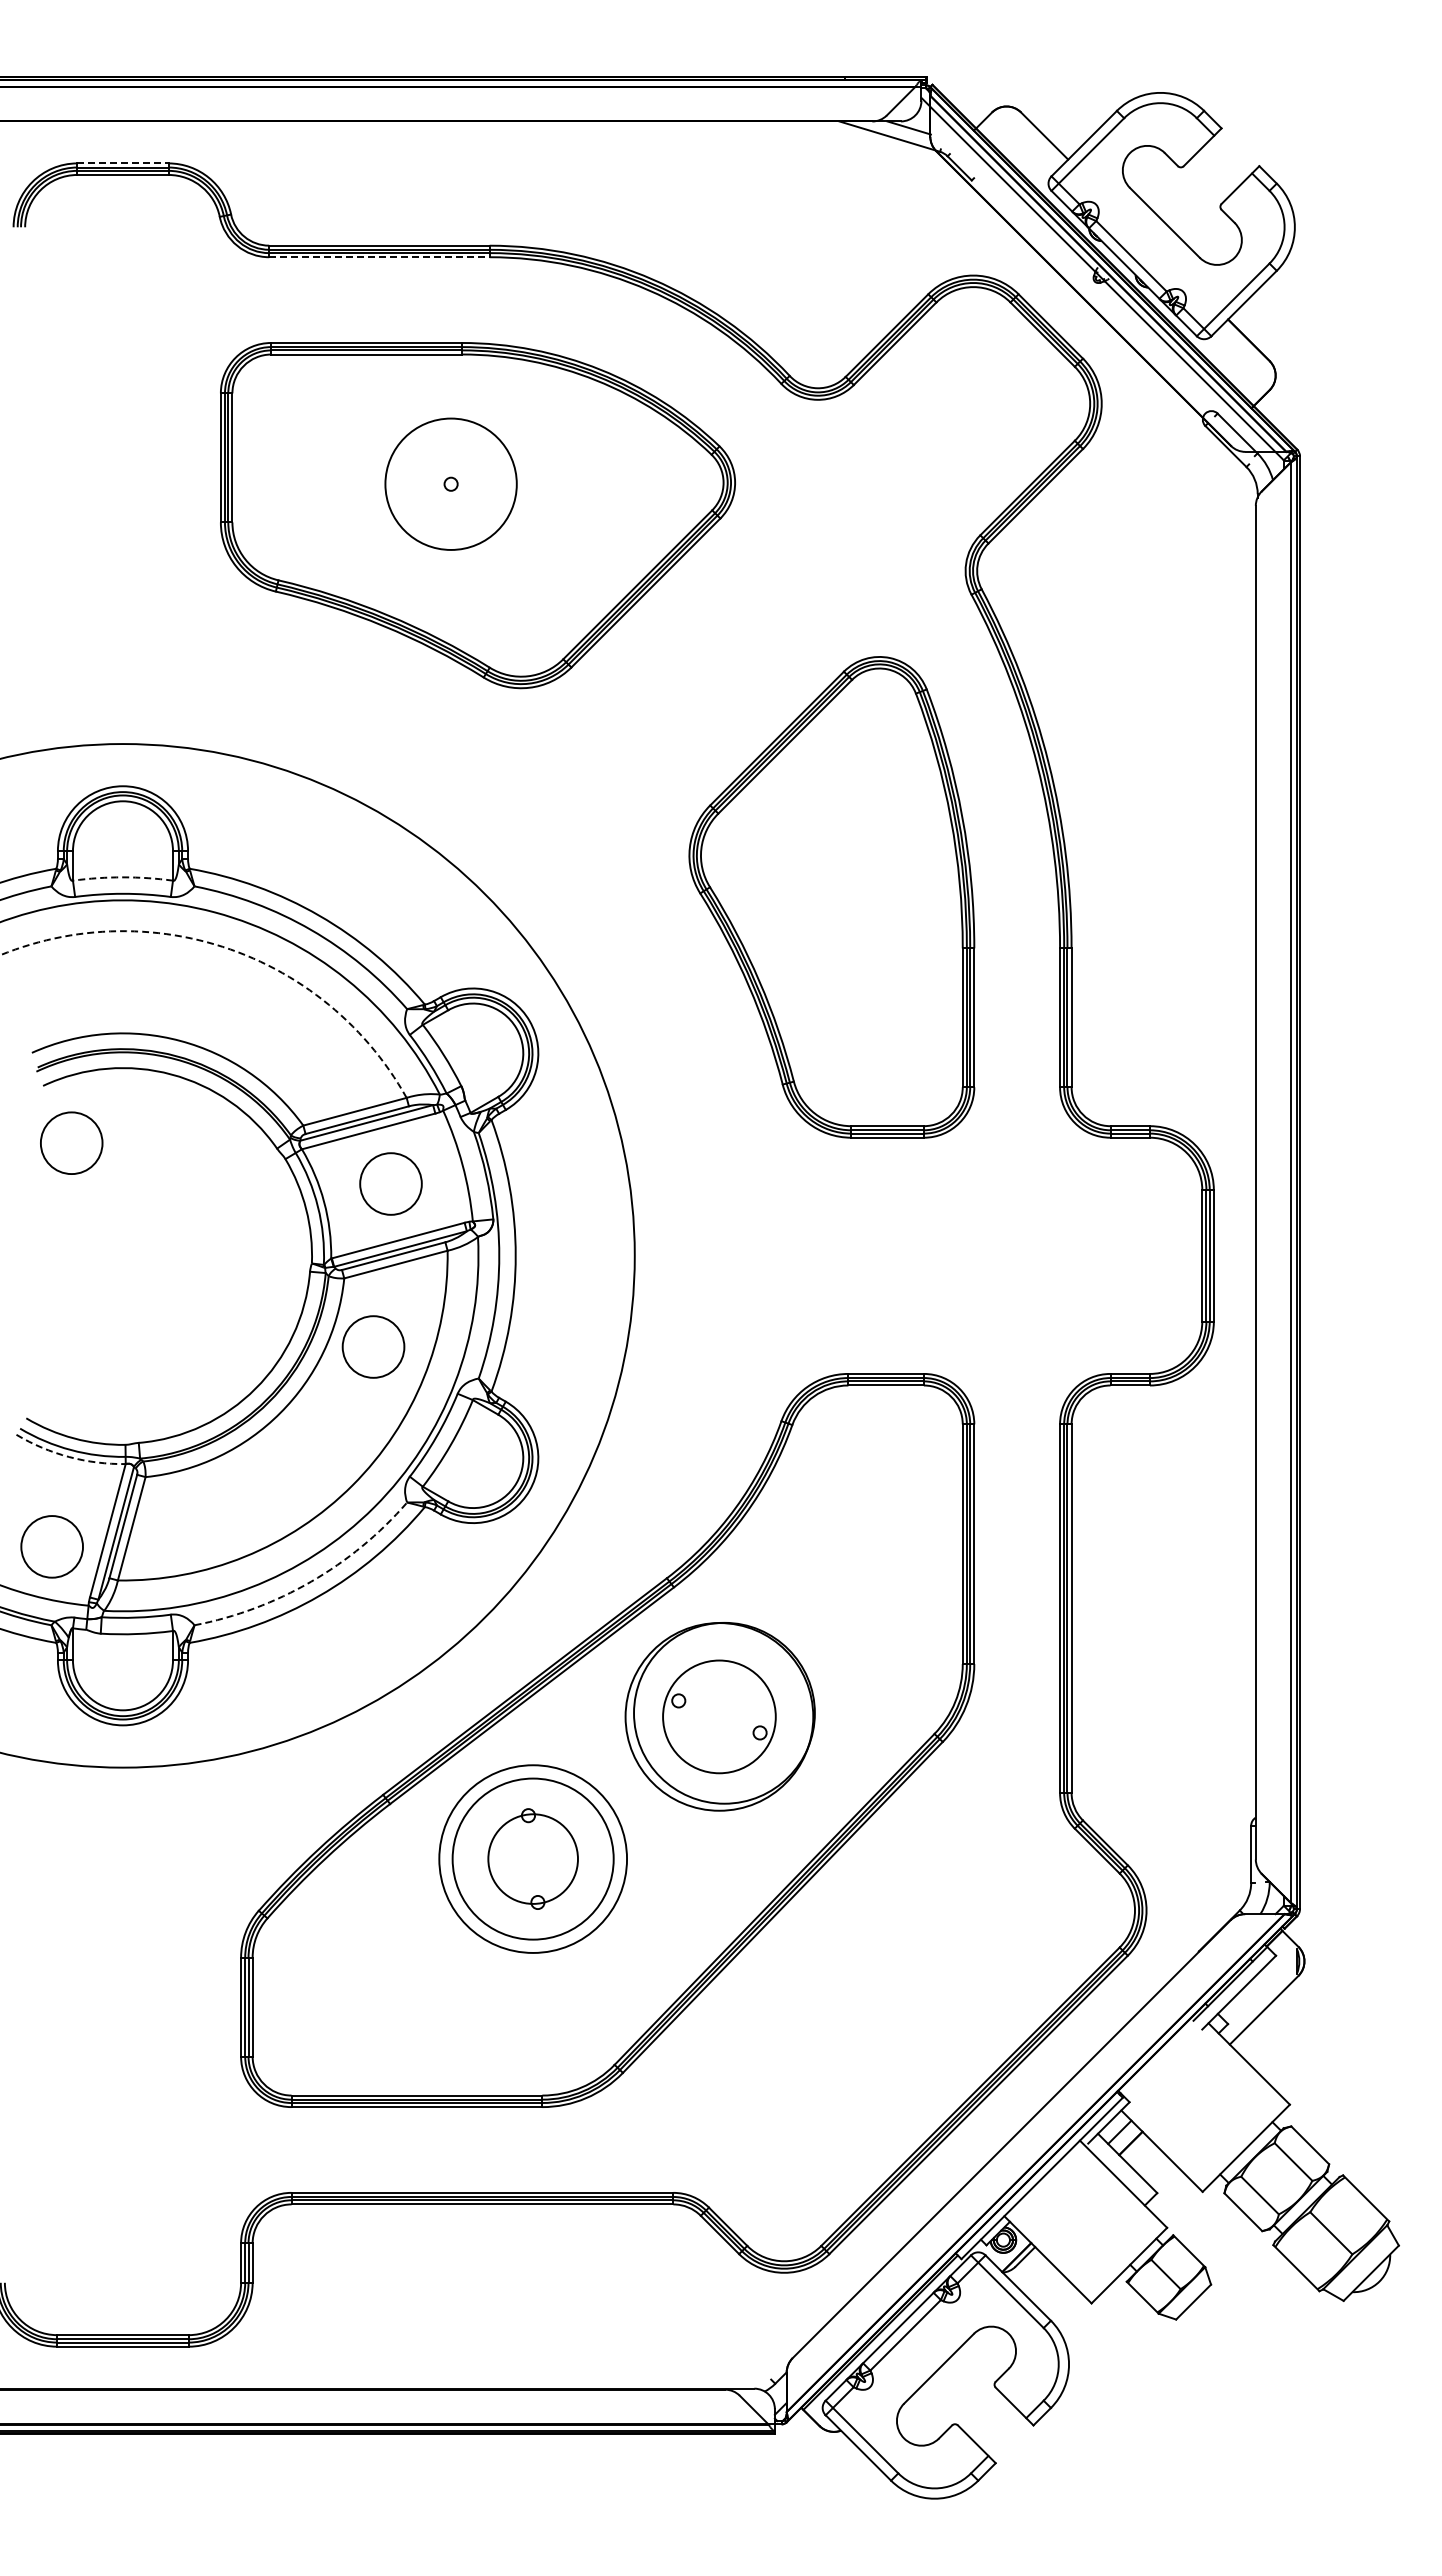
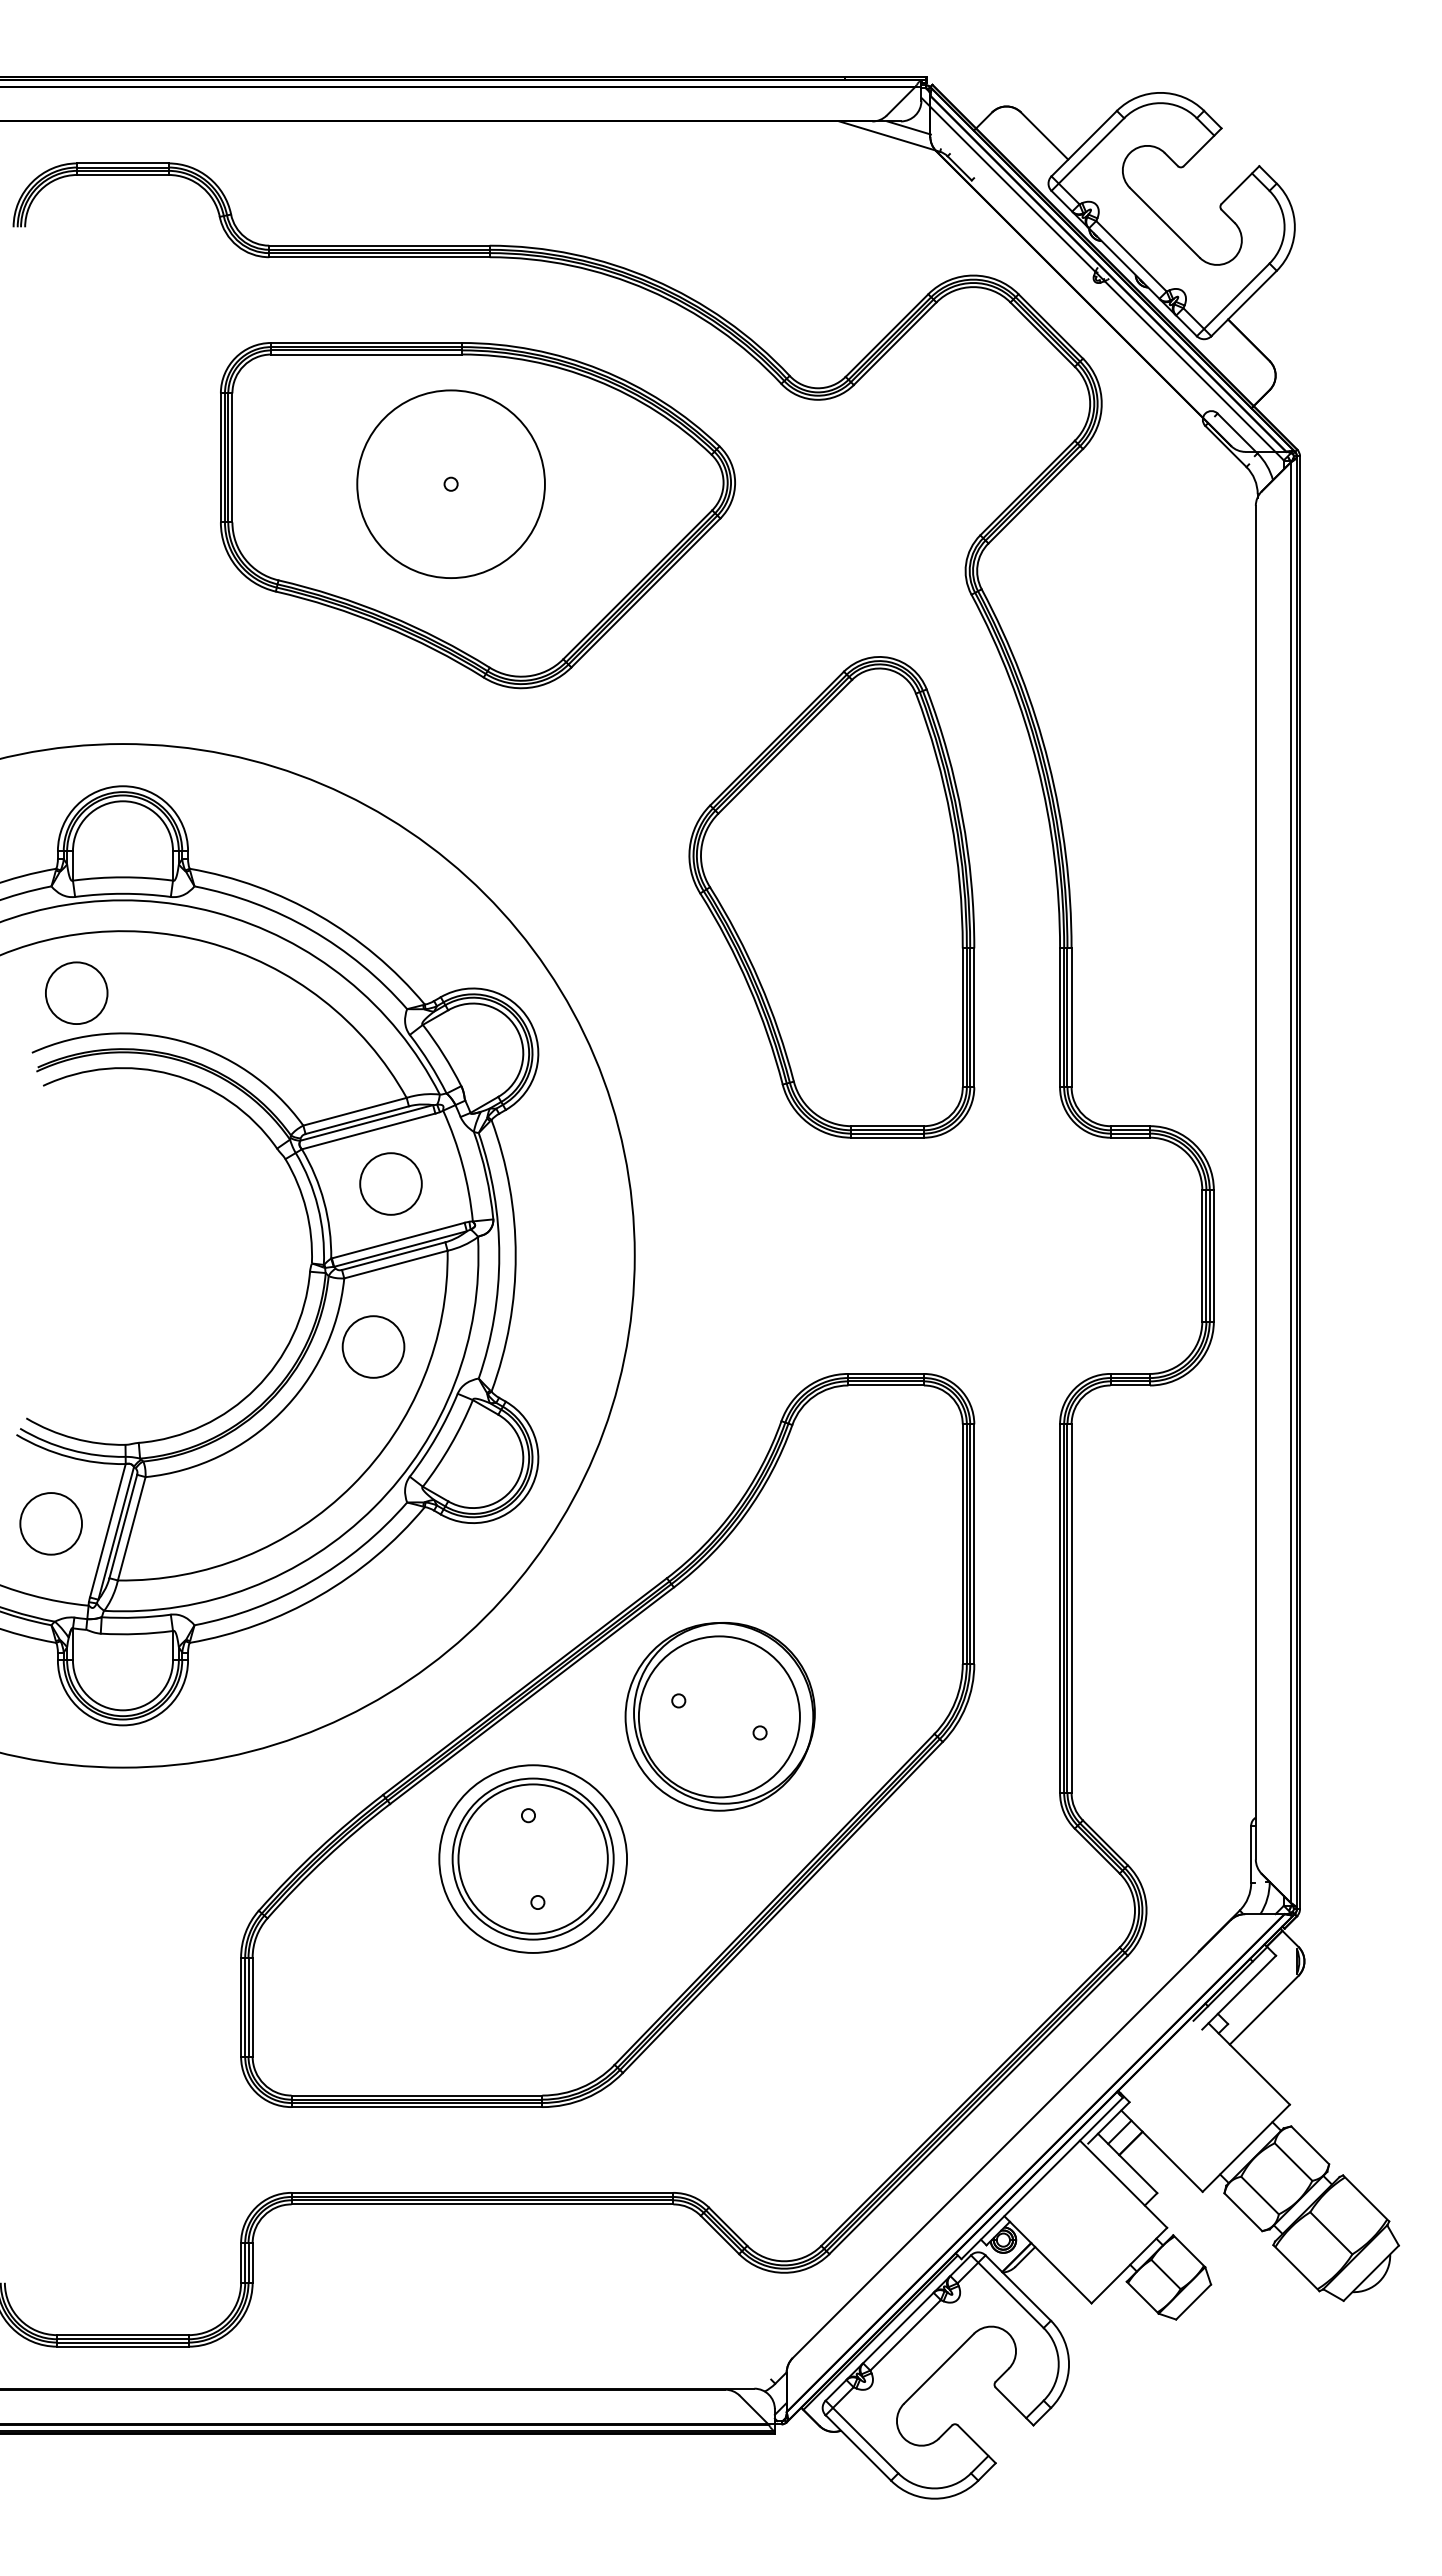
line: dashed -> solid (123, 163)
line: dashed -> solid (379, 257)
circle diameter: 131 px -> 188 px (450, 484)
arc: dashed -> solid (122, 877)
arc: dashed -> solid (230, 949)
circle position: (71, 1142) -> (76, 992) (76, 992)
arc: dashed -> solid (69, 1457)
circle position: (51, 1546) -> (50, 1523) (50, 1523)
arc: dashed -> solid (311, 1581)
circle diameter: 113 px -> 161 px (718, 1716)
circle diameter: 90 px -> 149 px (532, 1858)
